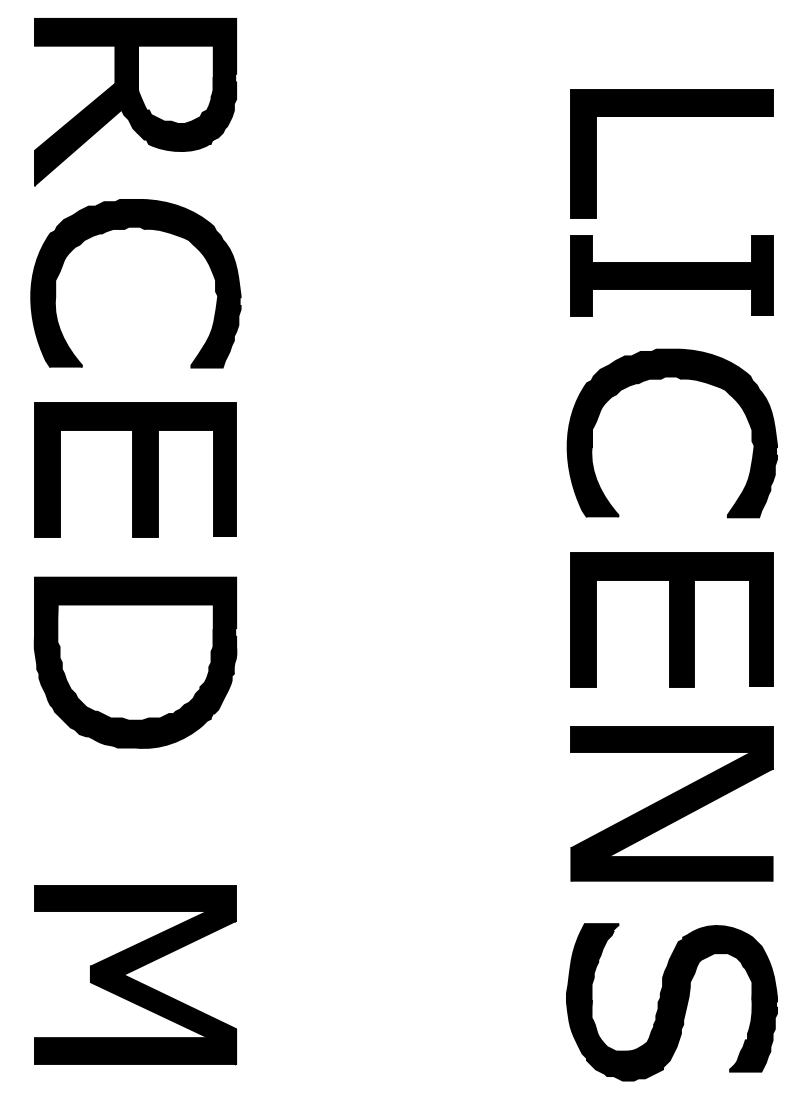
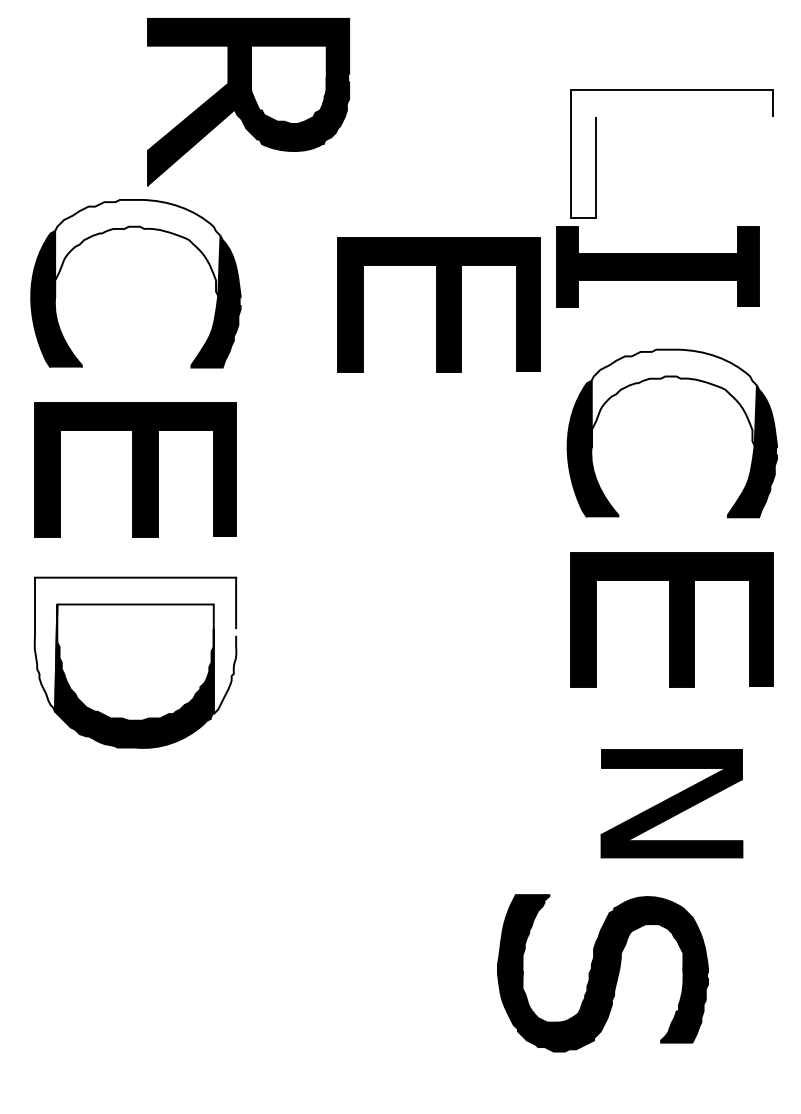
part position: (135, 102) -> (248, 102) (248, 102)
fill: present -> none (671, 153)
fill: present -> none (137, 248)
part position: (671, 275) -> (657, 266) (657, 266)
part: none -> present (438, 304)
fill: present -> none (673, 398)
fill: present -> none (135, 645)
part size: 204x156 px -> 144x110 px (671, 803)
part: present -> none (135, 975)
part position: (671, 1002) -> (602, 973) (602, 973)
